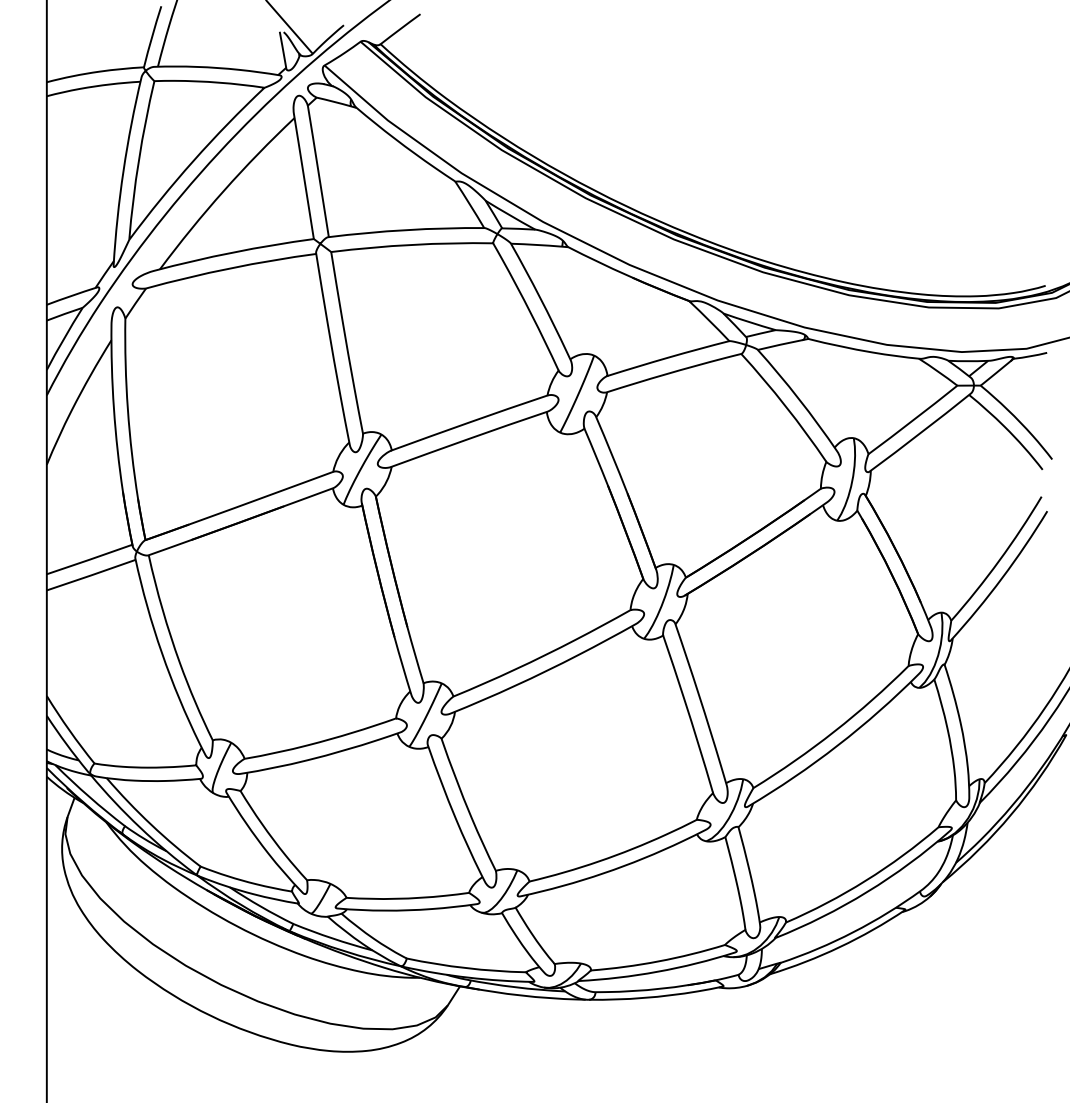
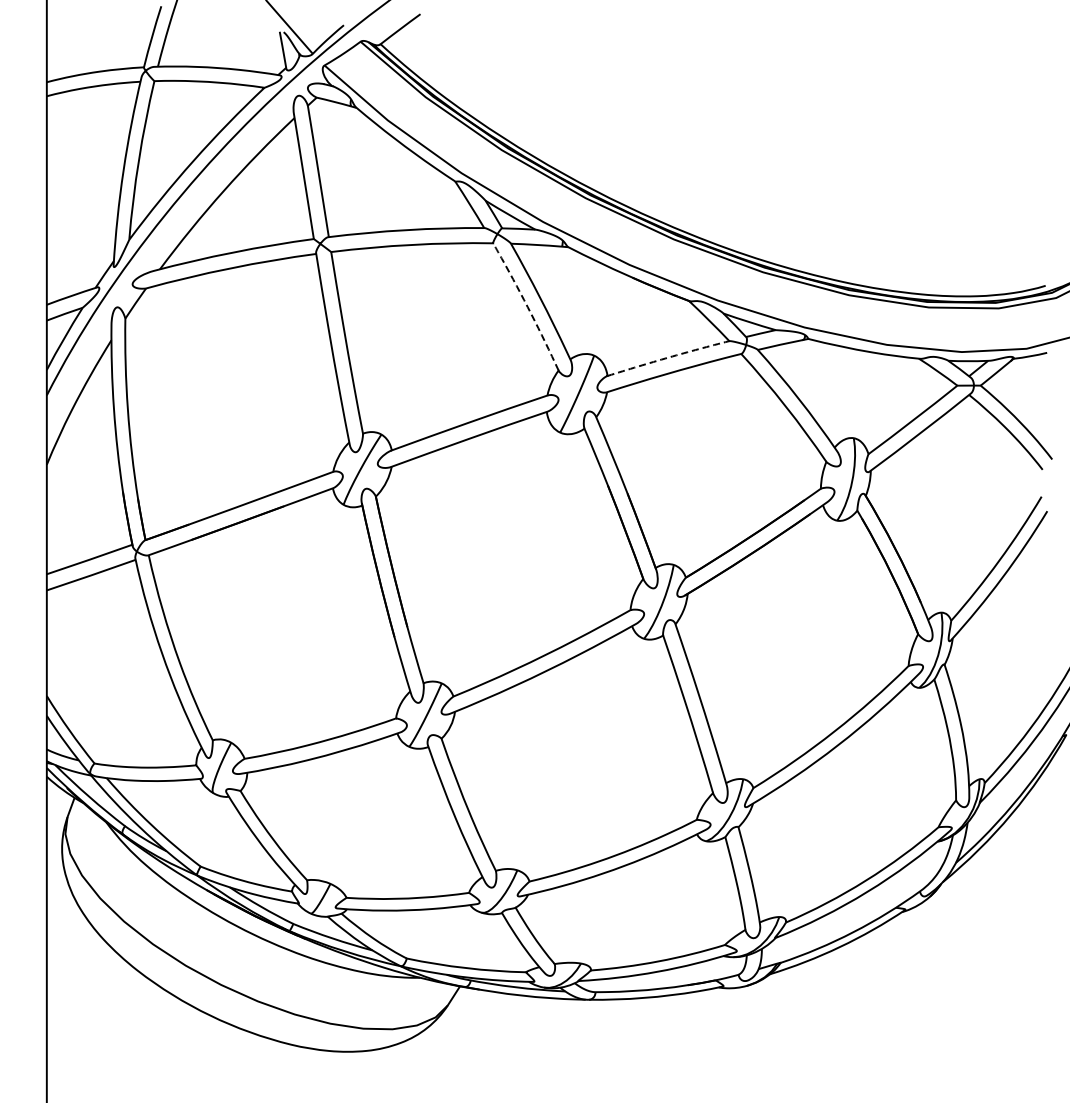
line: solid -> dashed (525, 303)
line: solid -> dashed (668, 357)
